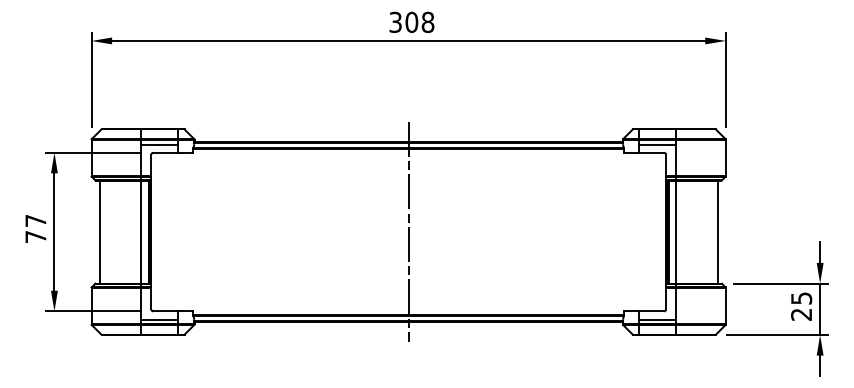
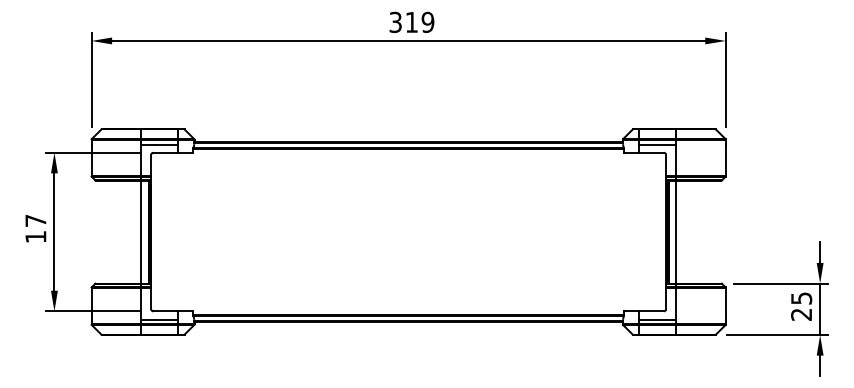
text: 308 -> 319 (419, 21)
line: present -> none (99, 231)
line: present -> none (408, 231)
line: present -> none (717, 231)
text: 77 -> 17 (35, 236)
